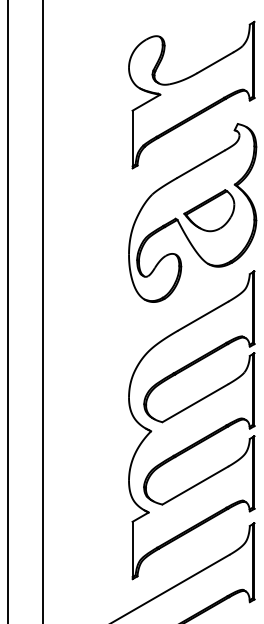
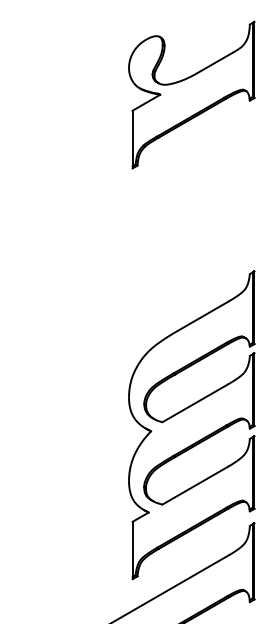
part: present -> none (192, 212)
line: present -> none (7, 311)
line: present -> none (43, 311)
